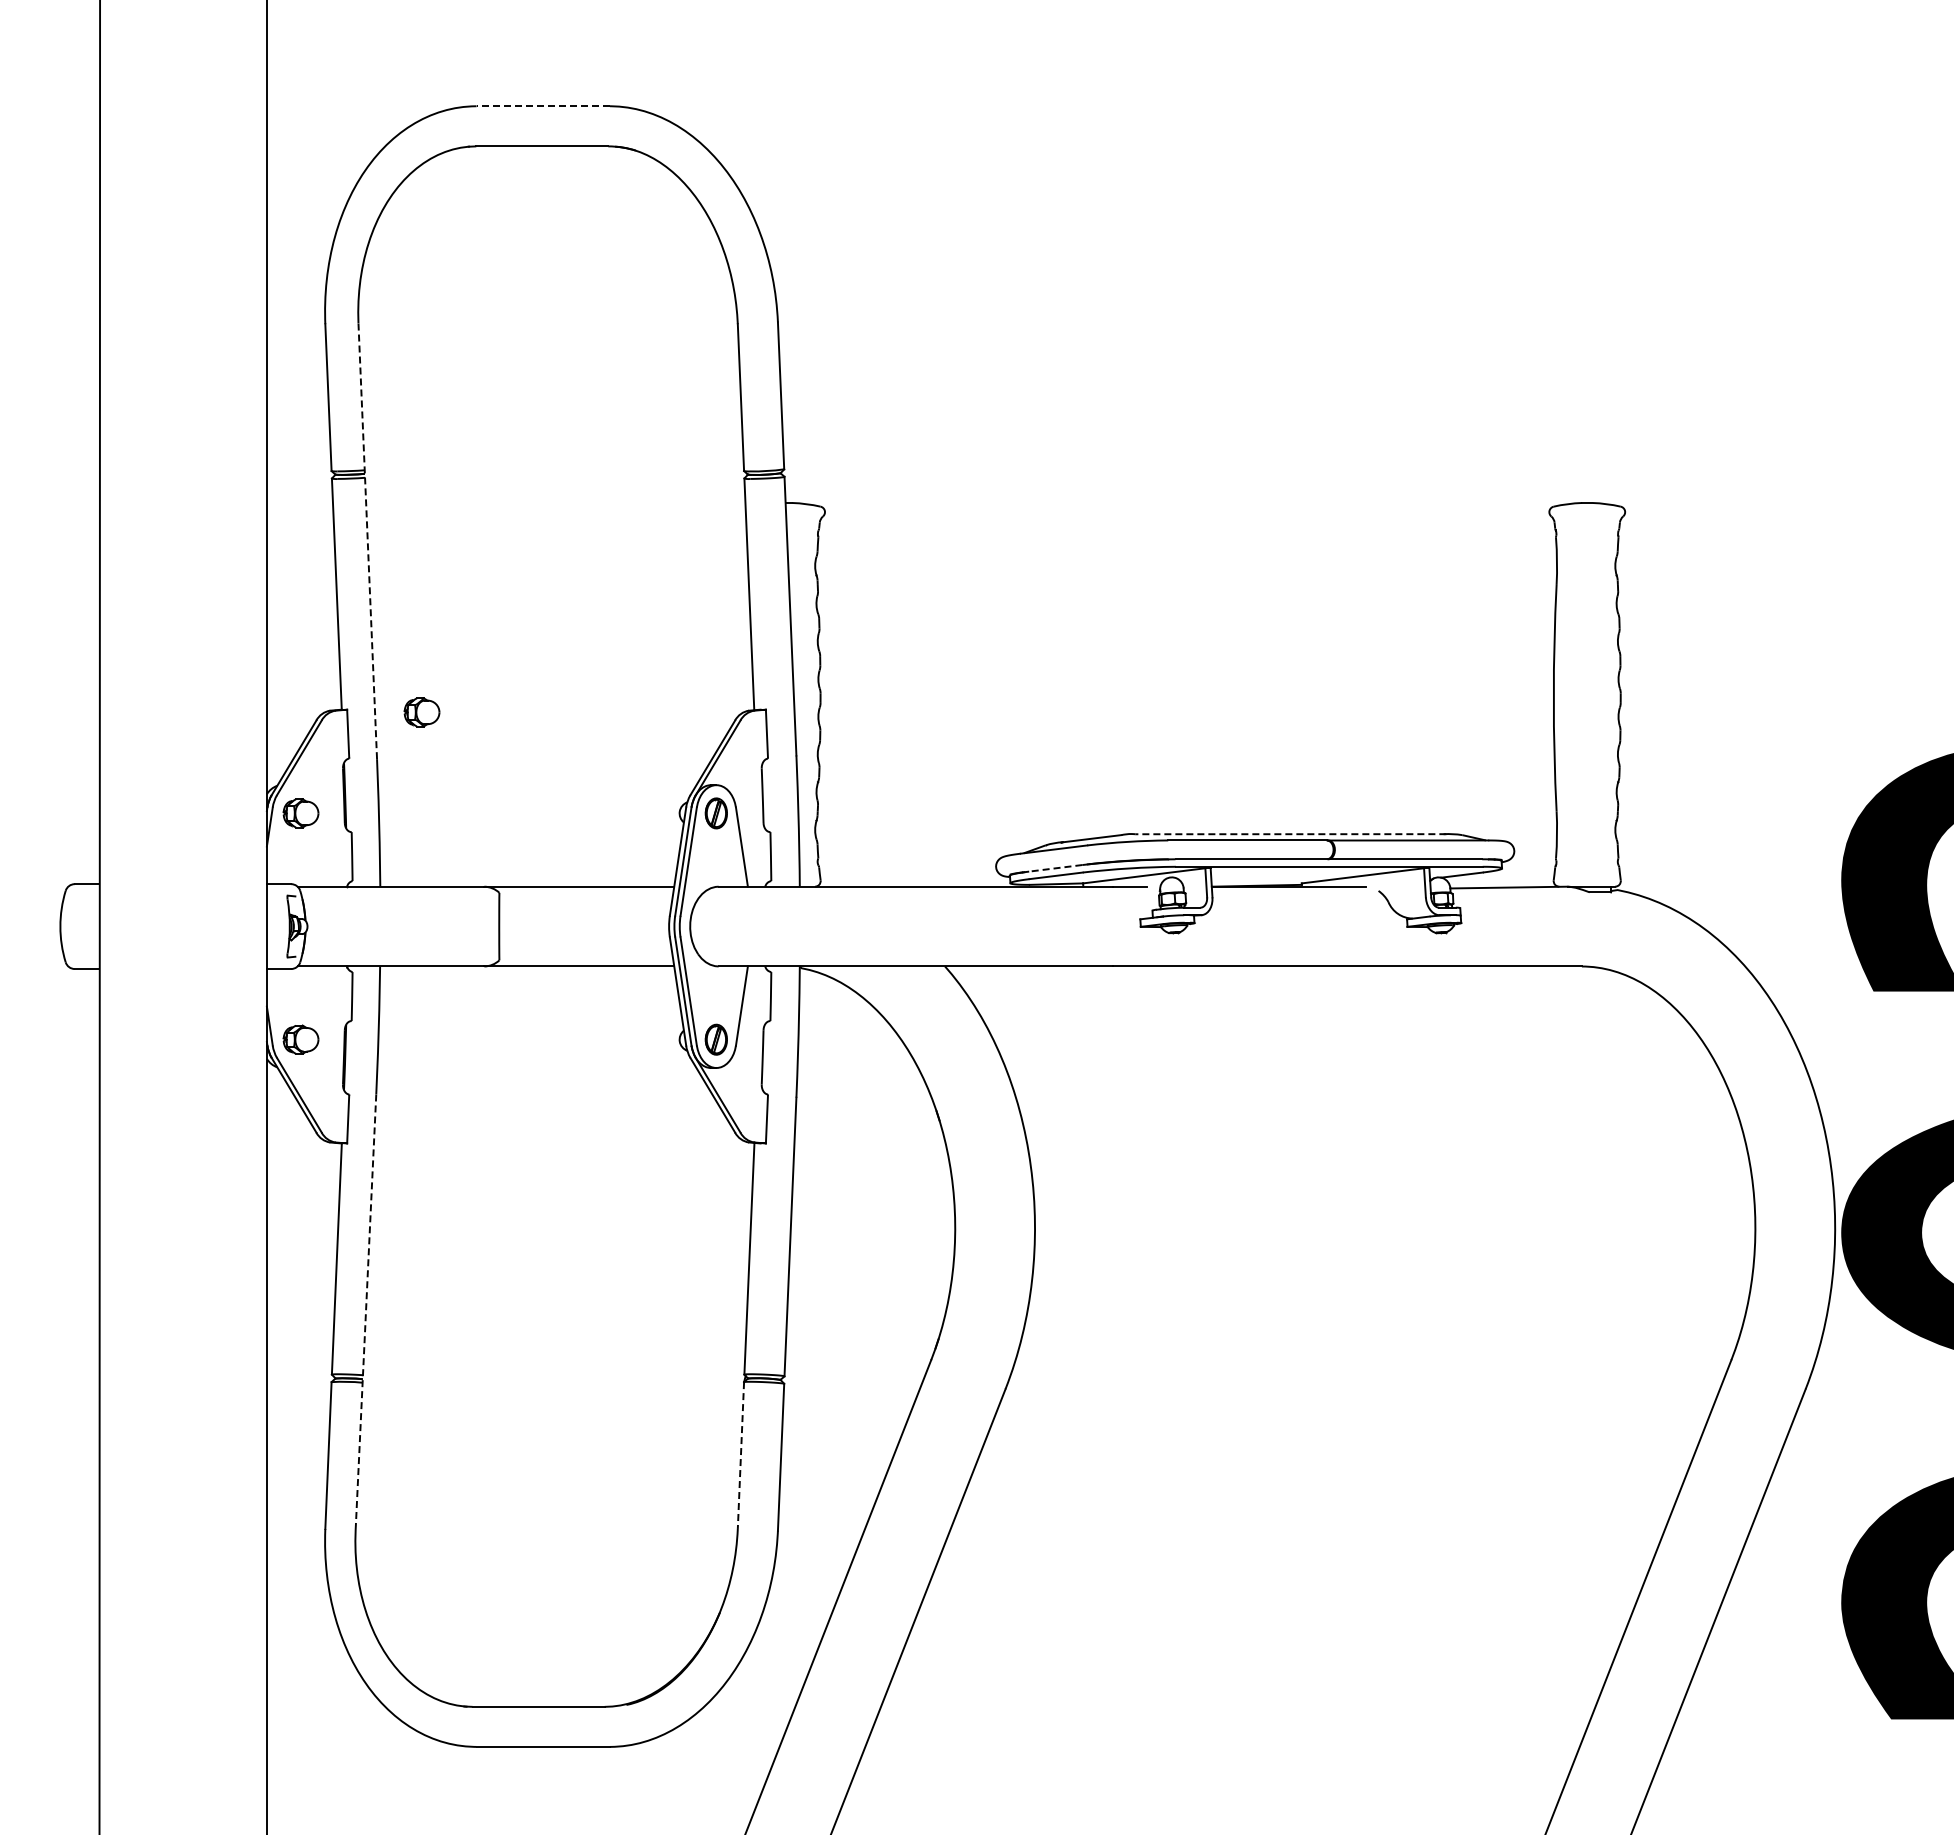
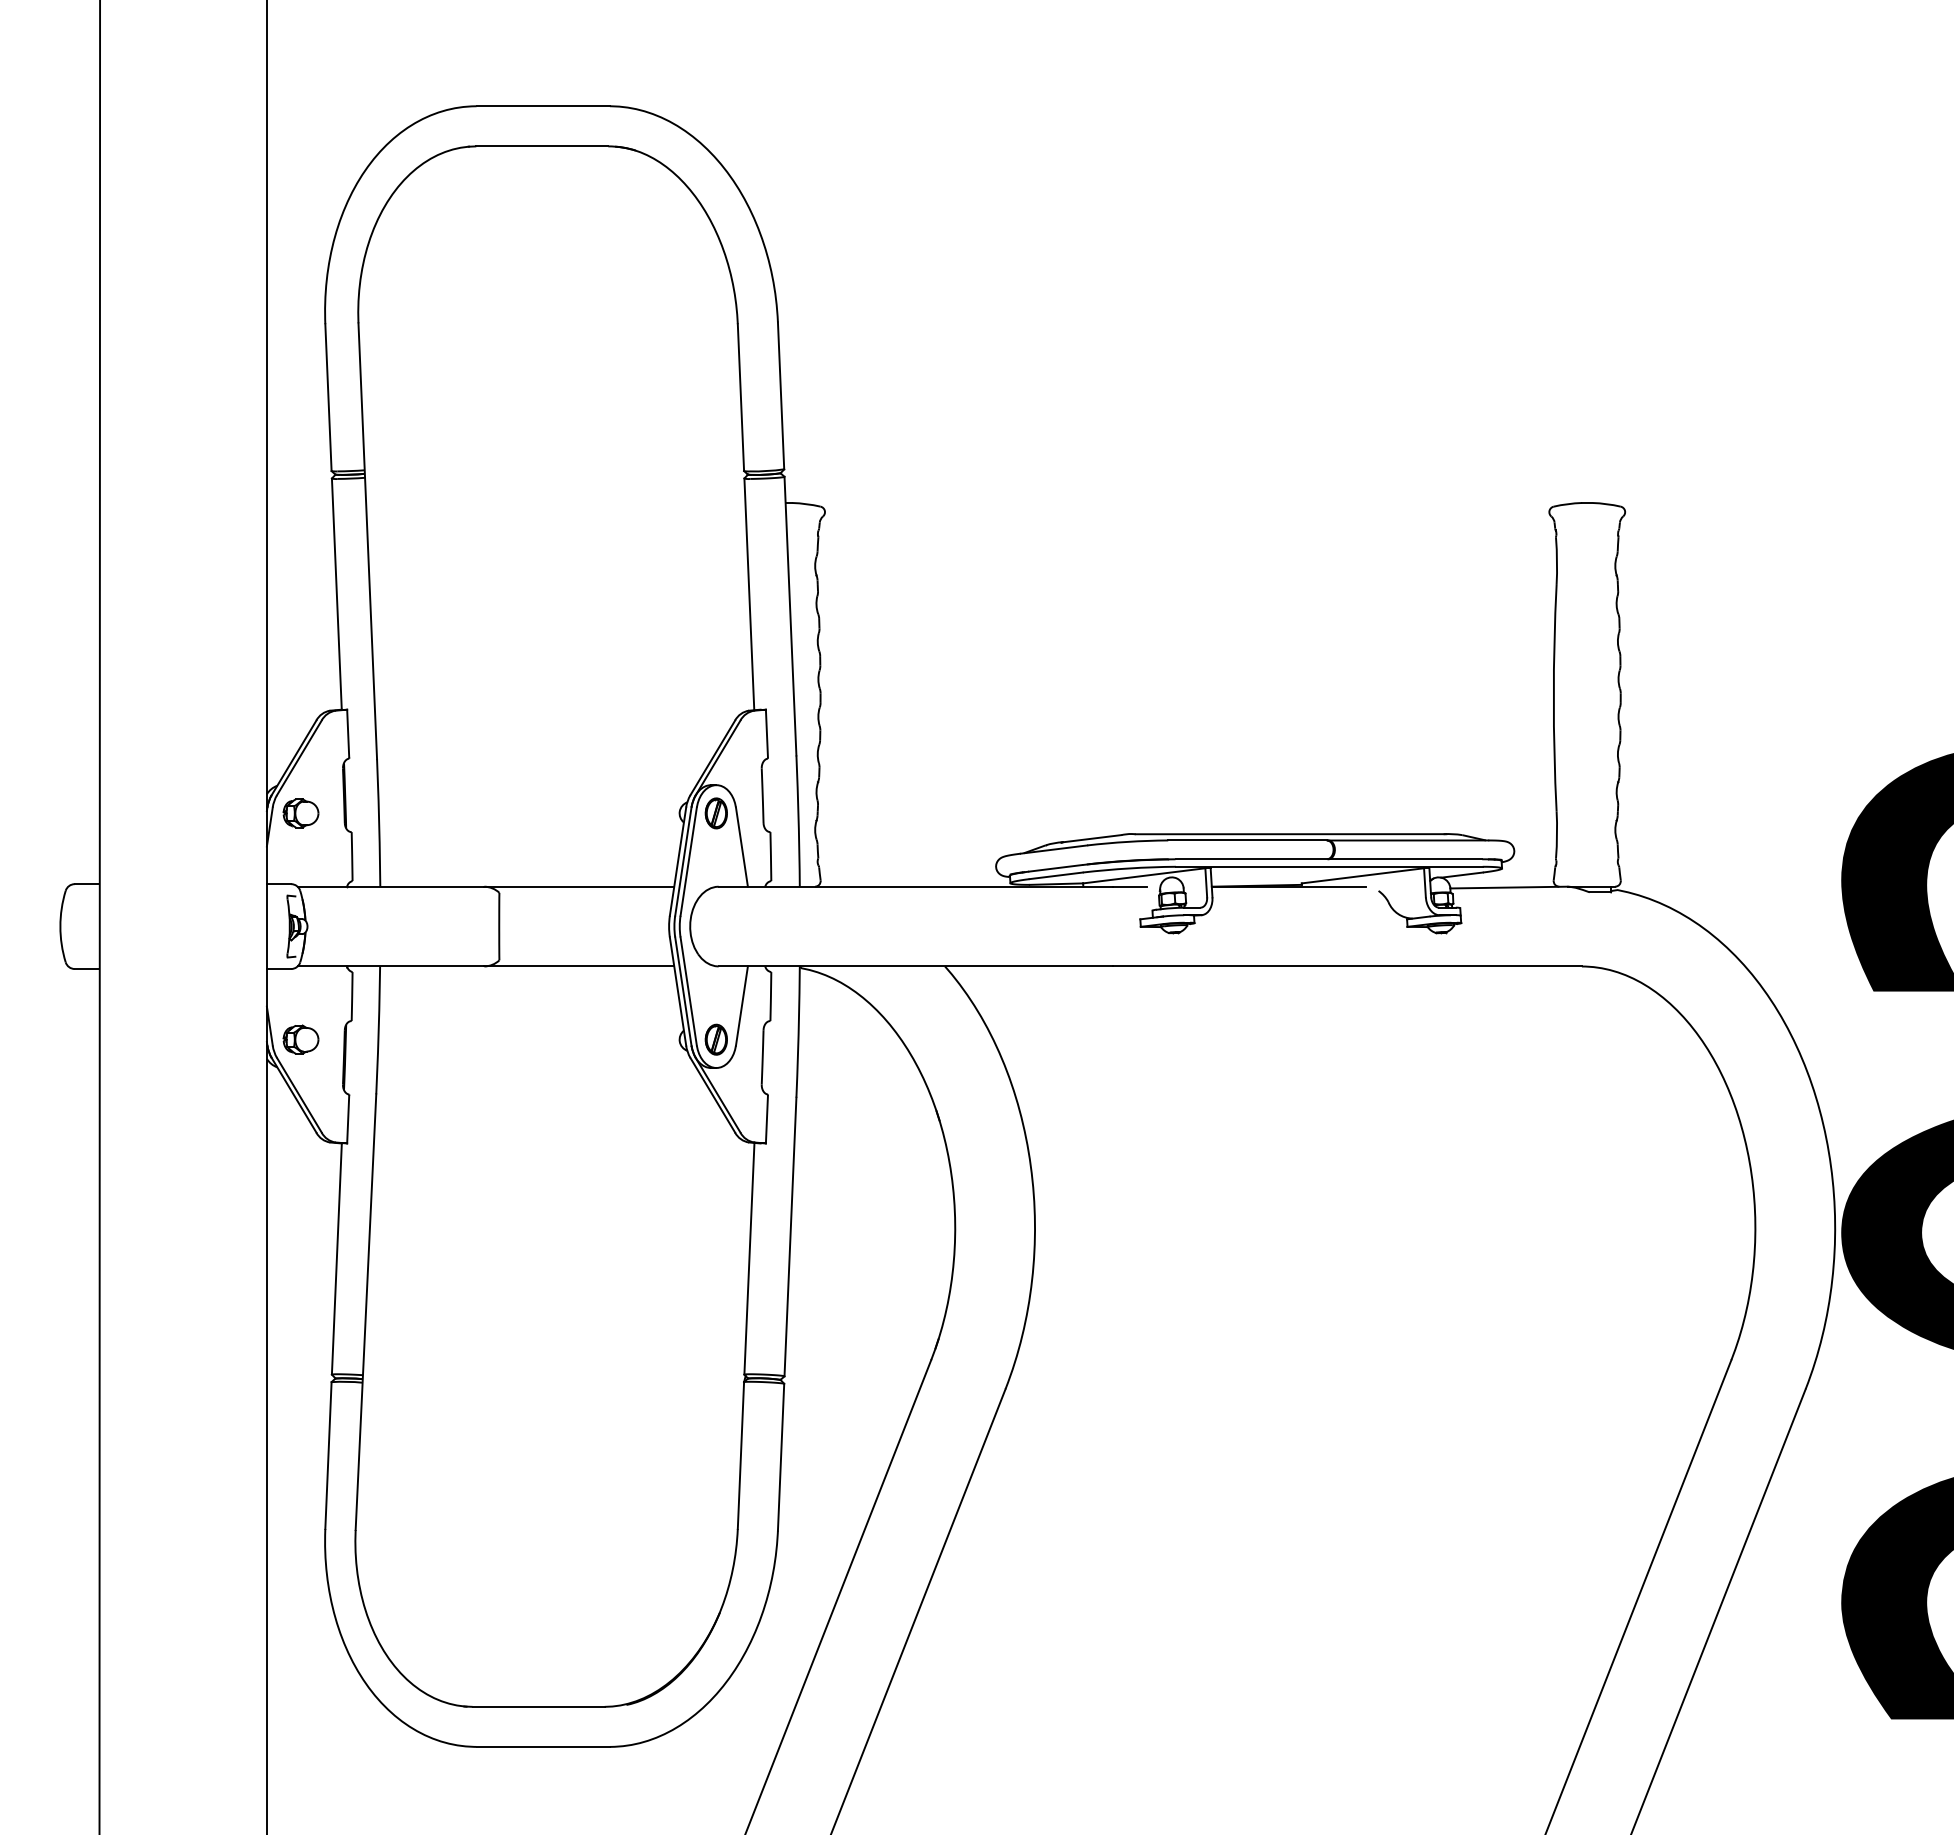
line: dashed -> solid (543, 106)
line: dashed -> solid (367, 540)
part: present -> none (421, 712)
line: dashed -> solid (1290, 834)
line: dashed -> solid (1055, 868)
line: dashed -> solid (365, 1311)
line: dashed -> solid (740, 1456)
